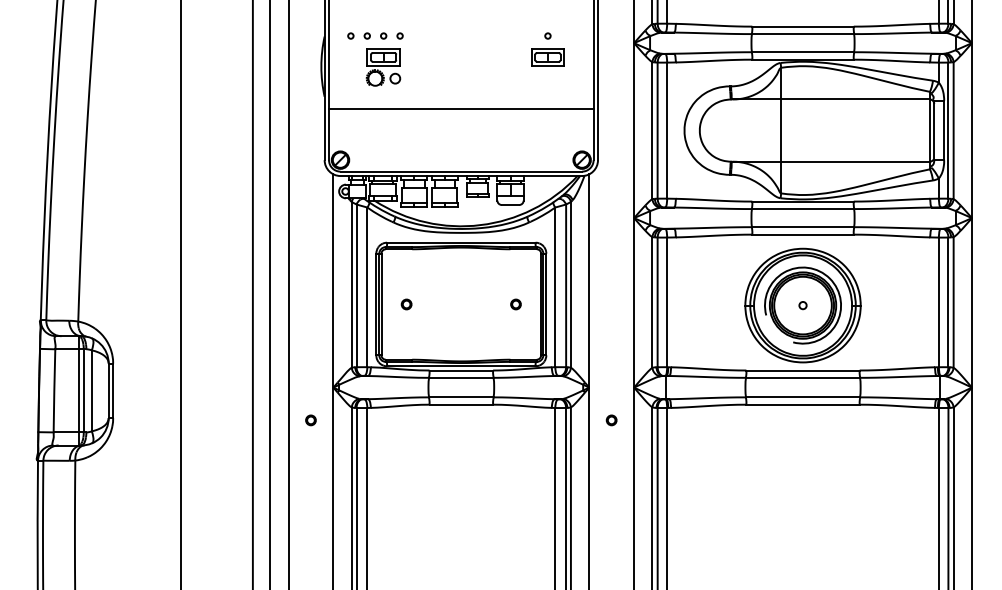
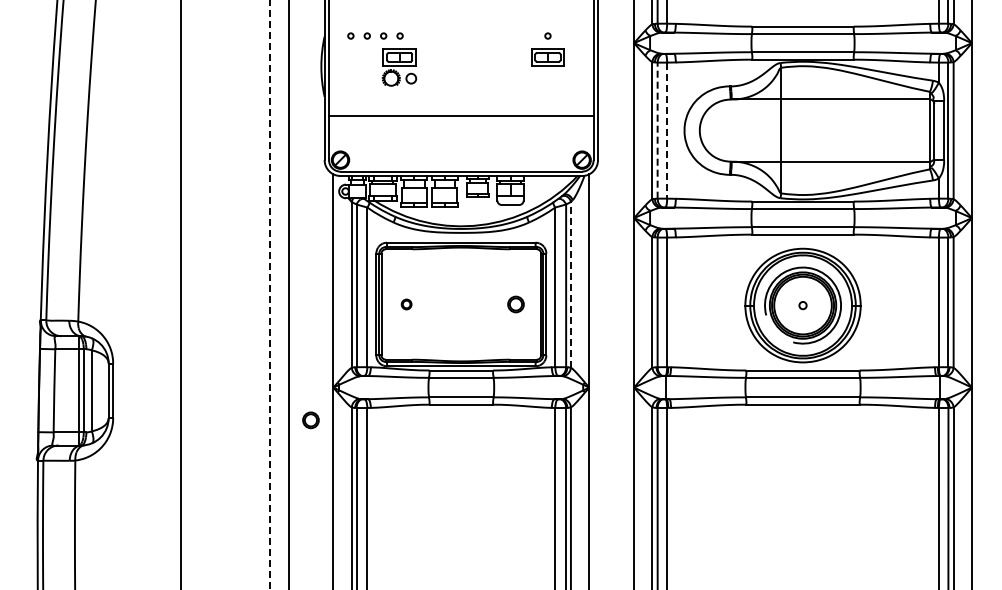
part position: (383, 67) -> (399, 67) (399, 67)
line position: (461, 109) -> (461, 116) (461, 116)
line: solid -> dashed (657, 130)
line: solid -> dashed (667, 131)
line: solid -> dashed (570, 284)
line: present -> none (252, 294)
line: solid -> dashed (270, 294)
part size: 12x13 px -> 18x19 px (515, 304)
part size: 12x13 px -> 18x19 px (310, 420)
part: present -> none (611, 420)
